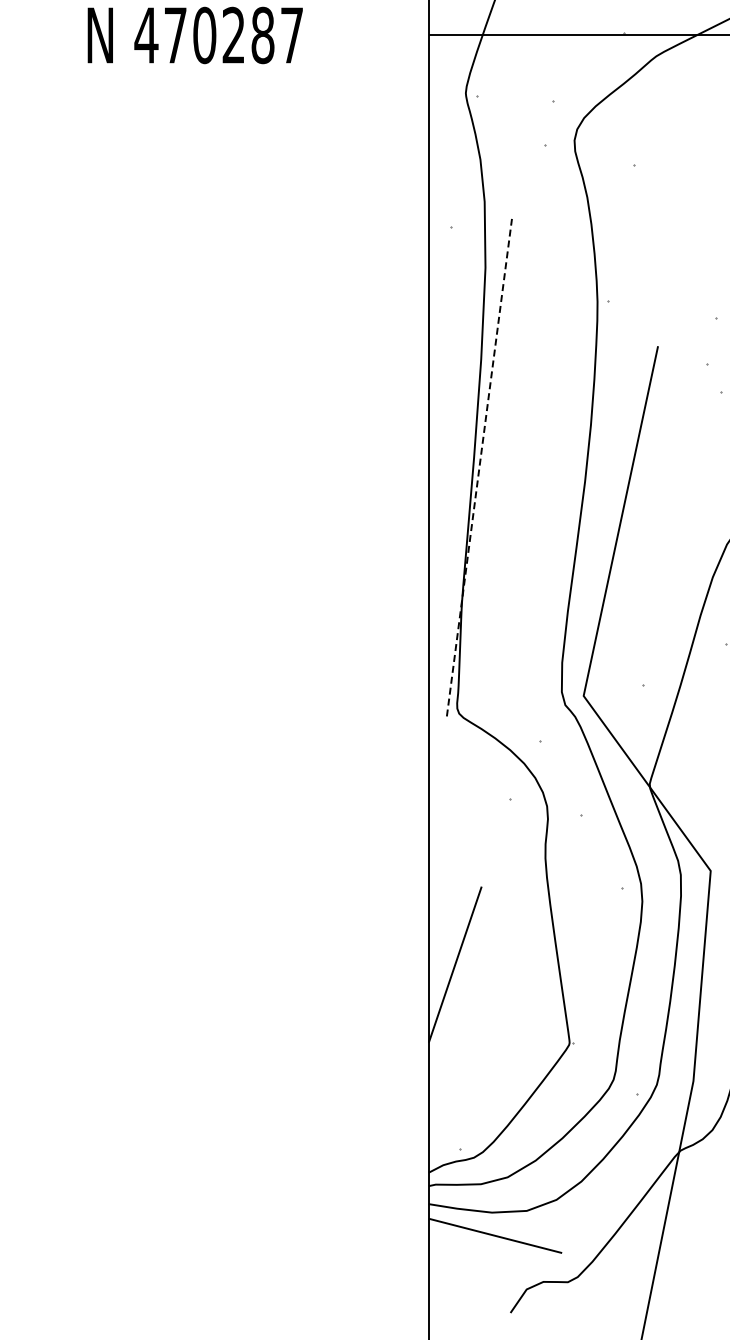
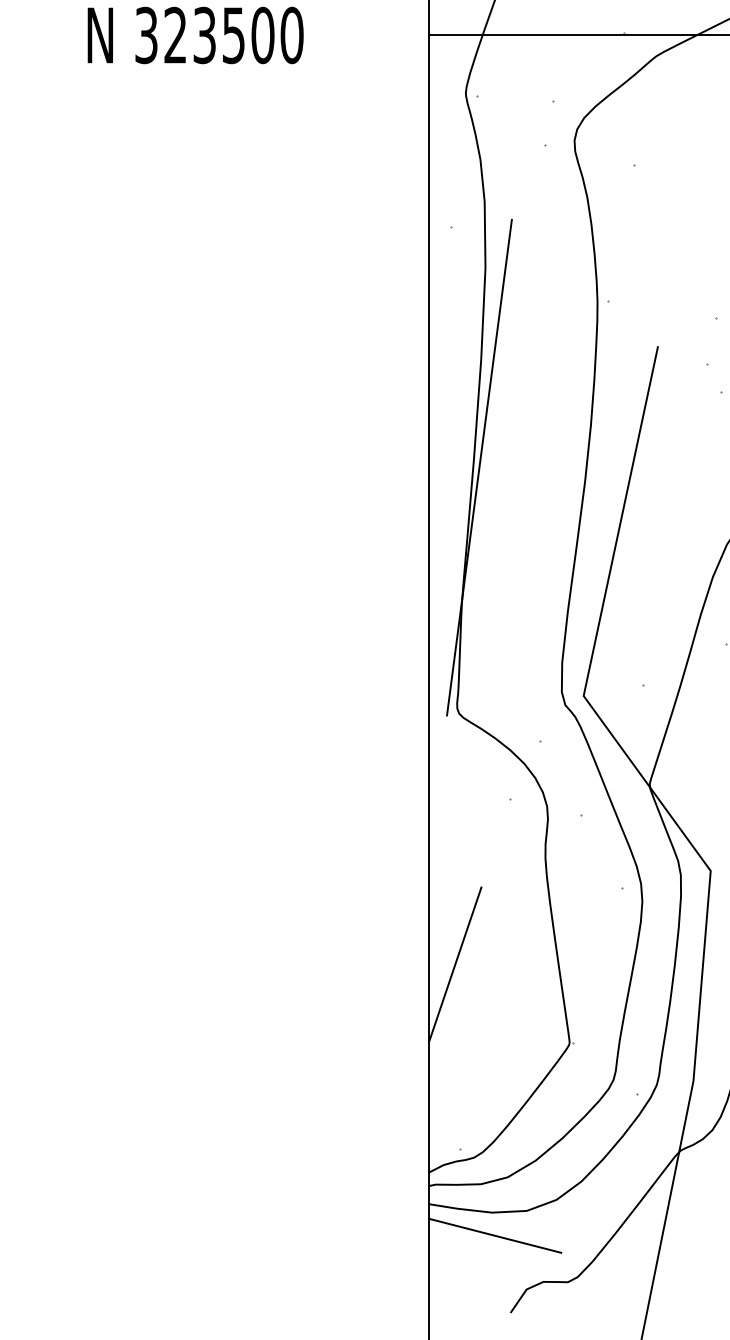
text: 470287 -> 323500 (218, 35)
line: dashed -> solid (479, 467)
